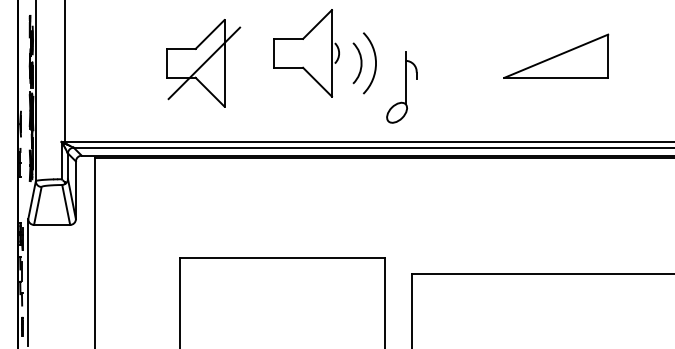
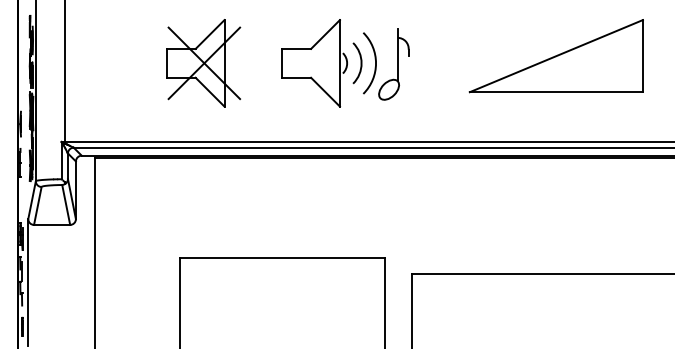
part position: (306, 53) -> (314, 63) (314, 63)
part size: 107x46 px -> 176x75 px (555, 56)
line: none -> present (204, 63)
part position: (401, 87) -> (393, 64) (393, 64)
